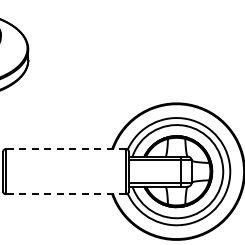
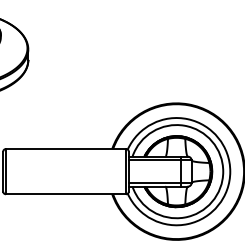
line: dashed -> solid (65, 149)
line: dashed -> solid (65, 194)
